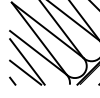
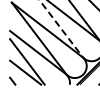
line: solid -> dashed (61, 29)
